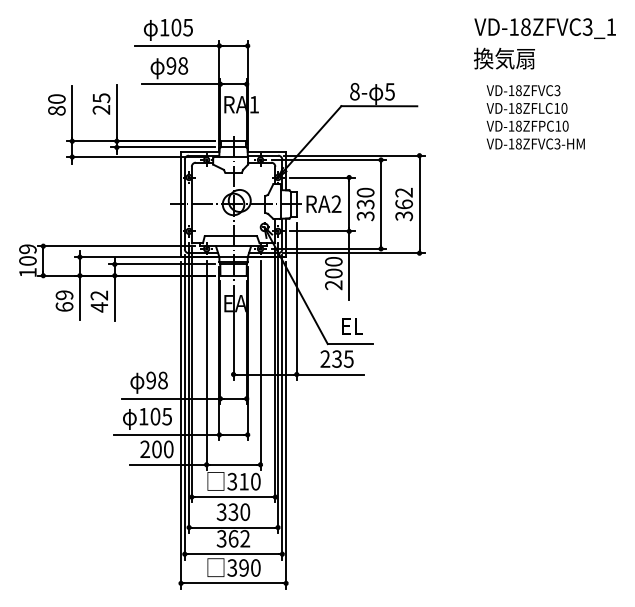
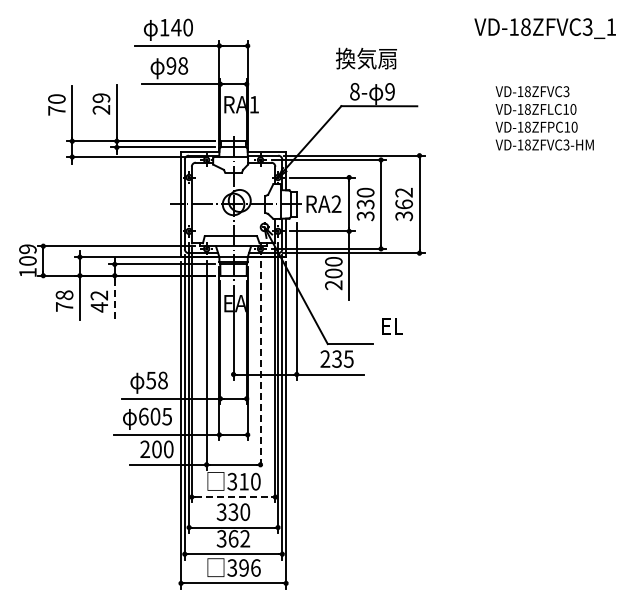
text: 105 -> 140 (181, 27)
text position: (503, 58) -> (365, 58) (365, 58)
text: 5 -> 9 (389, 91)
text: 25 -> 29 (101, 98)
text: 80 -> 70 (56, 110)
text position: (535, 117) -> (544, 118) (544, 118)
line: solid -> dashed (114, 299)
text: 69 -> 78 (64, 300)
text position: (352, 326) -> (392, 326) (392, 326)
line: solid -> dashed (260, 365)
text: 98 -> 58 (150, 380)
text: 105 -> 605 (143, 416)
line: solid -> dashed (233, 497)
text: 390 -> 396 (255, 567)
